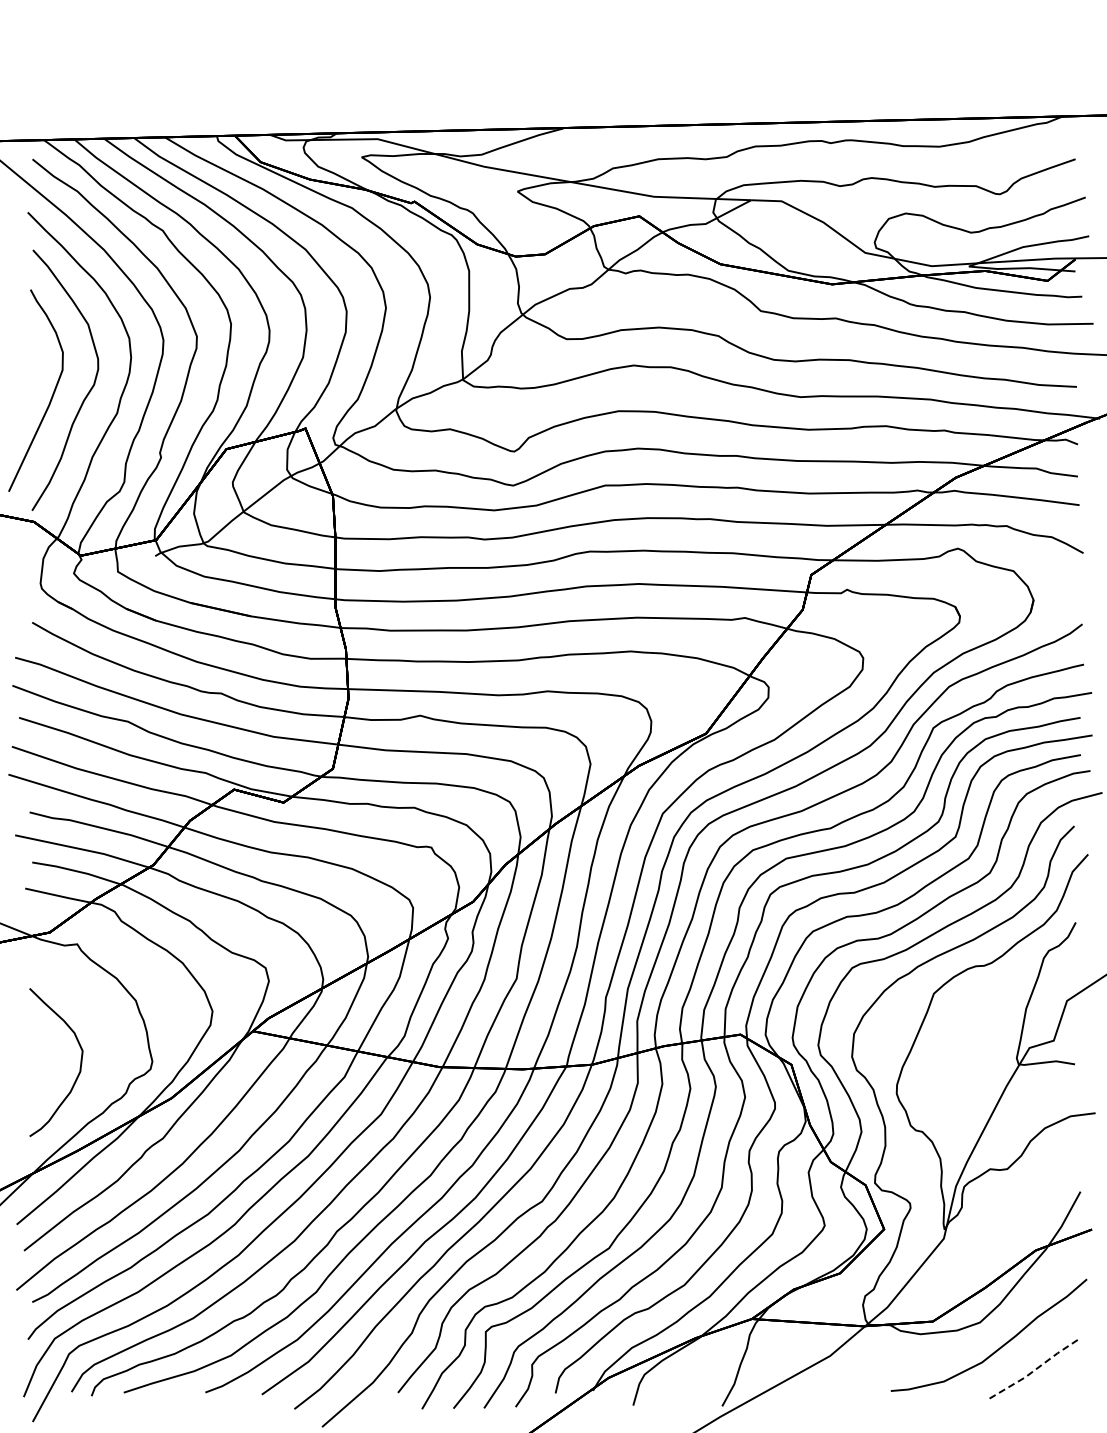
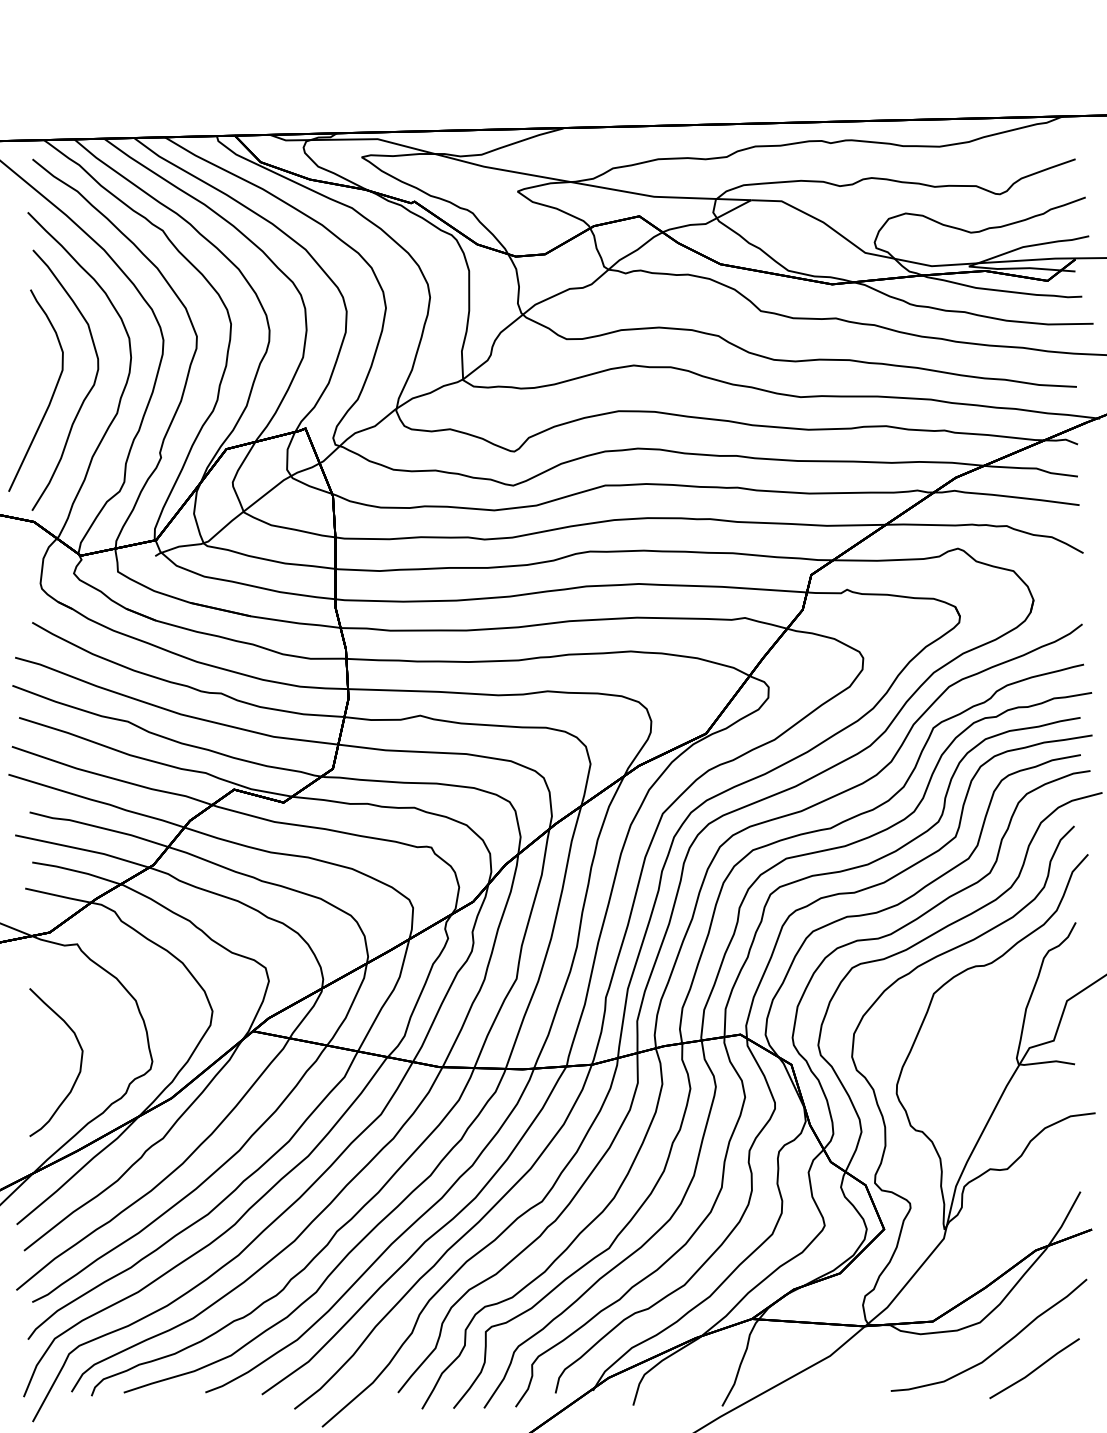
line: dashed -> solid (1035, 1369)
